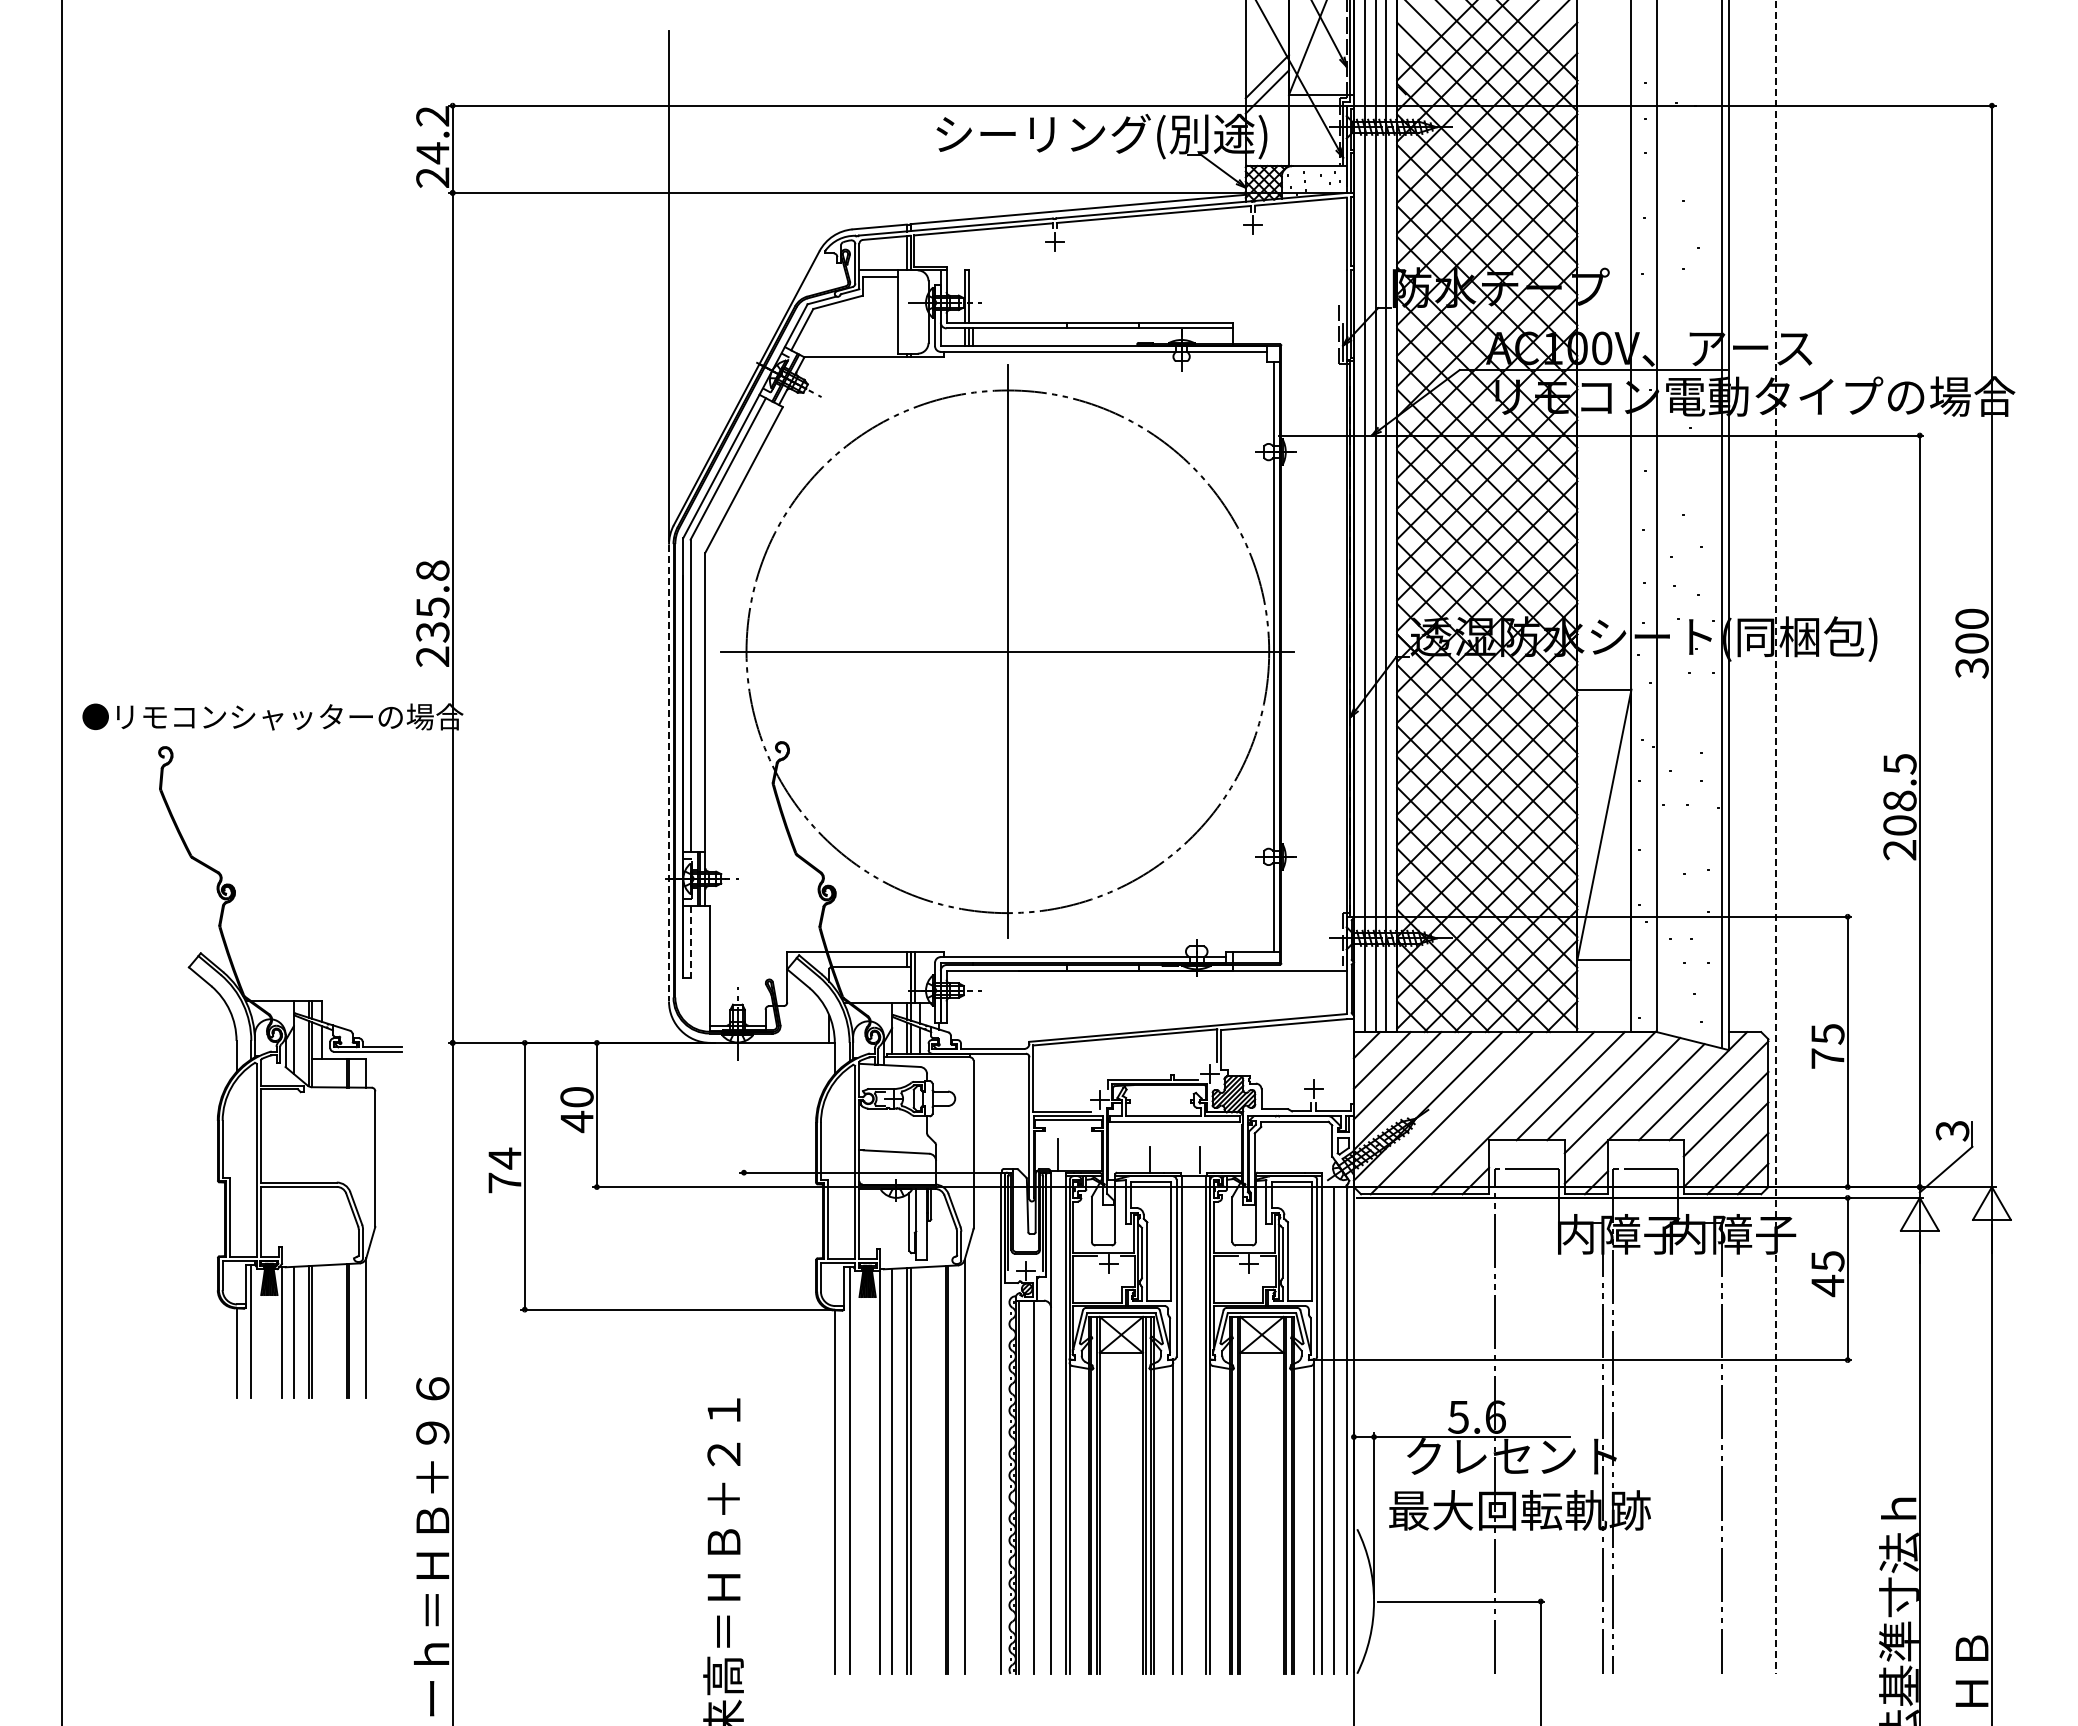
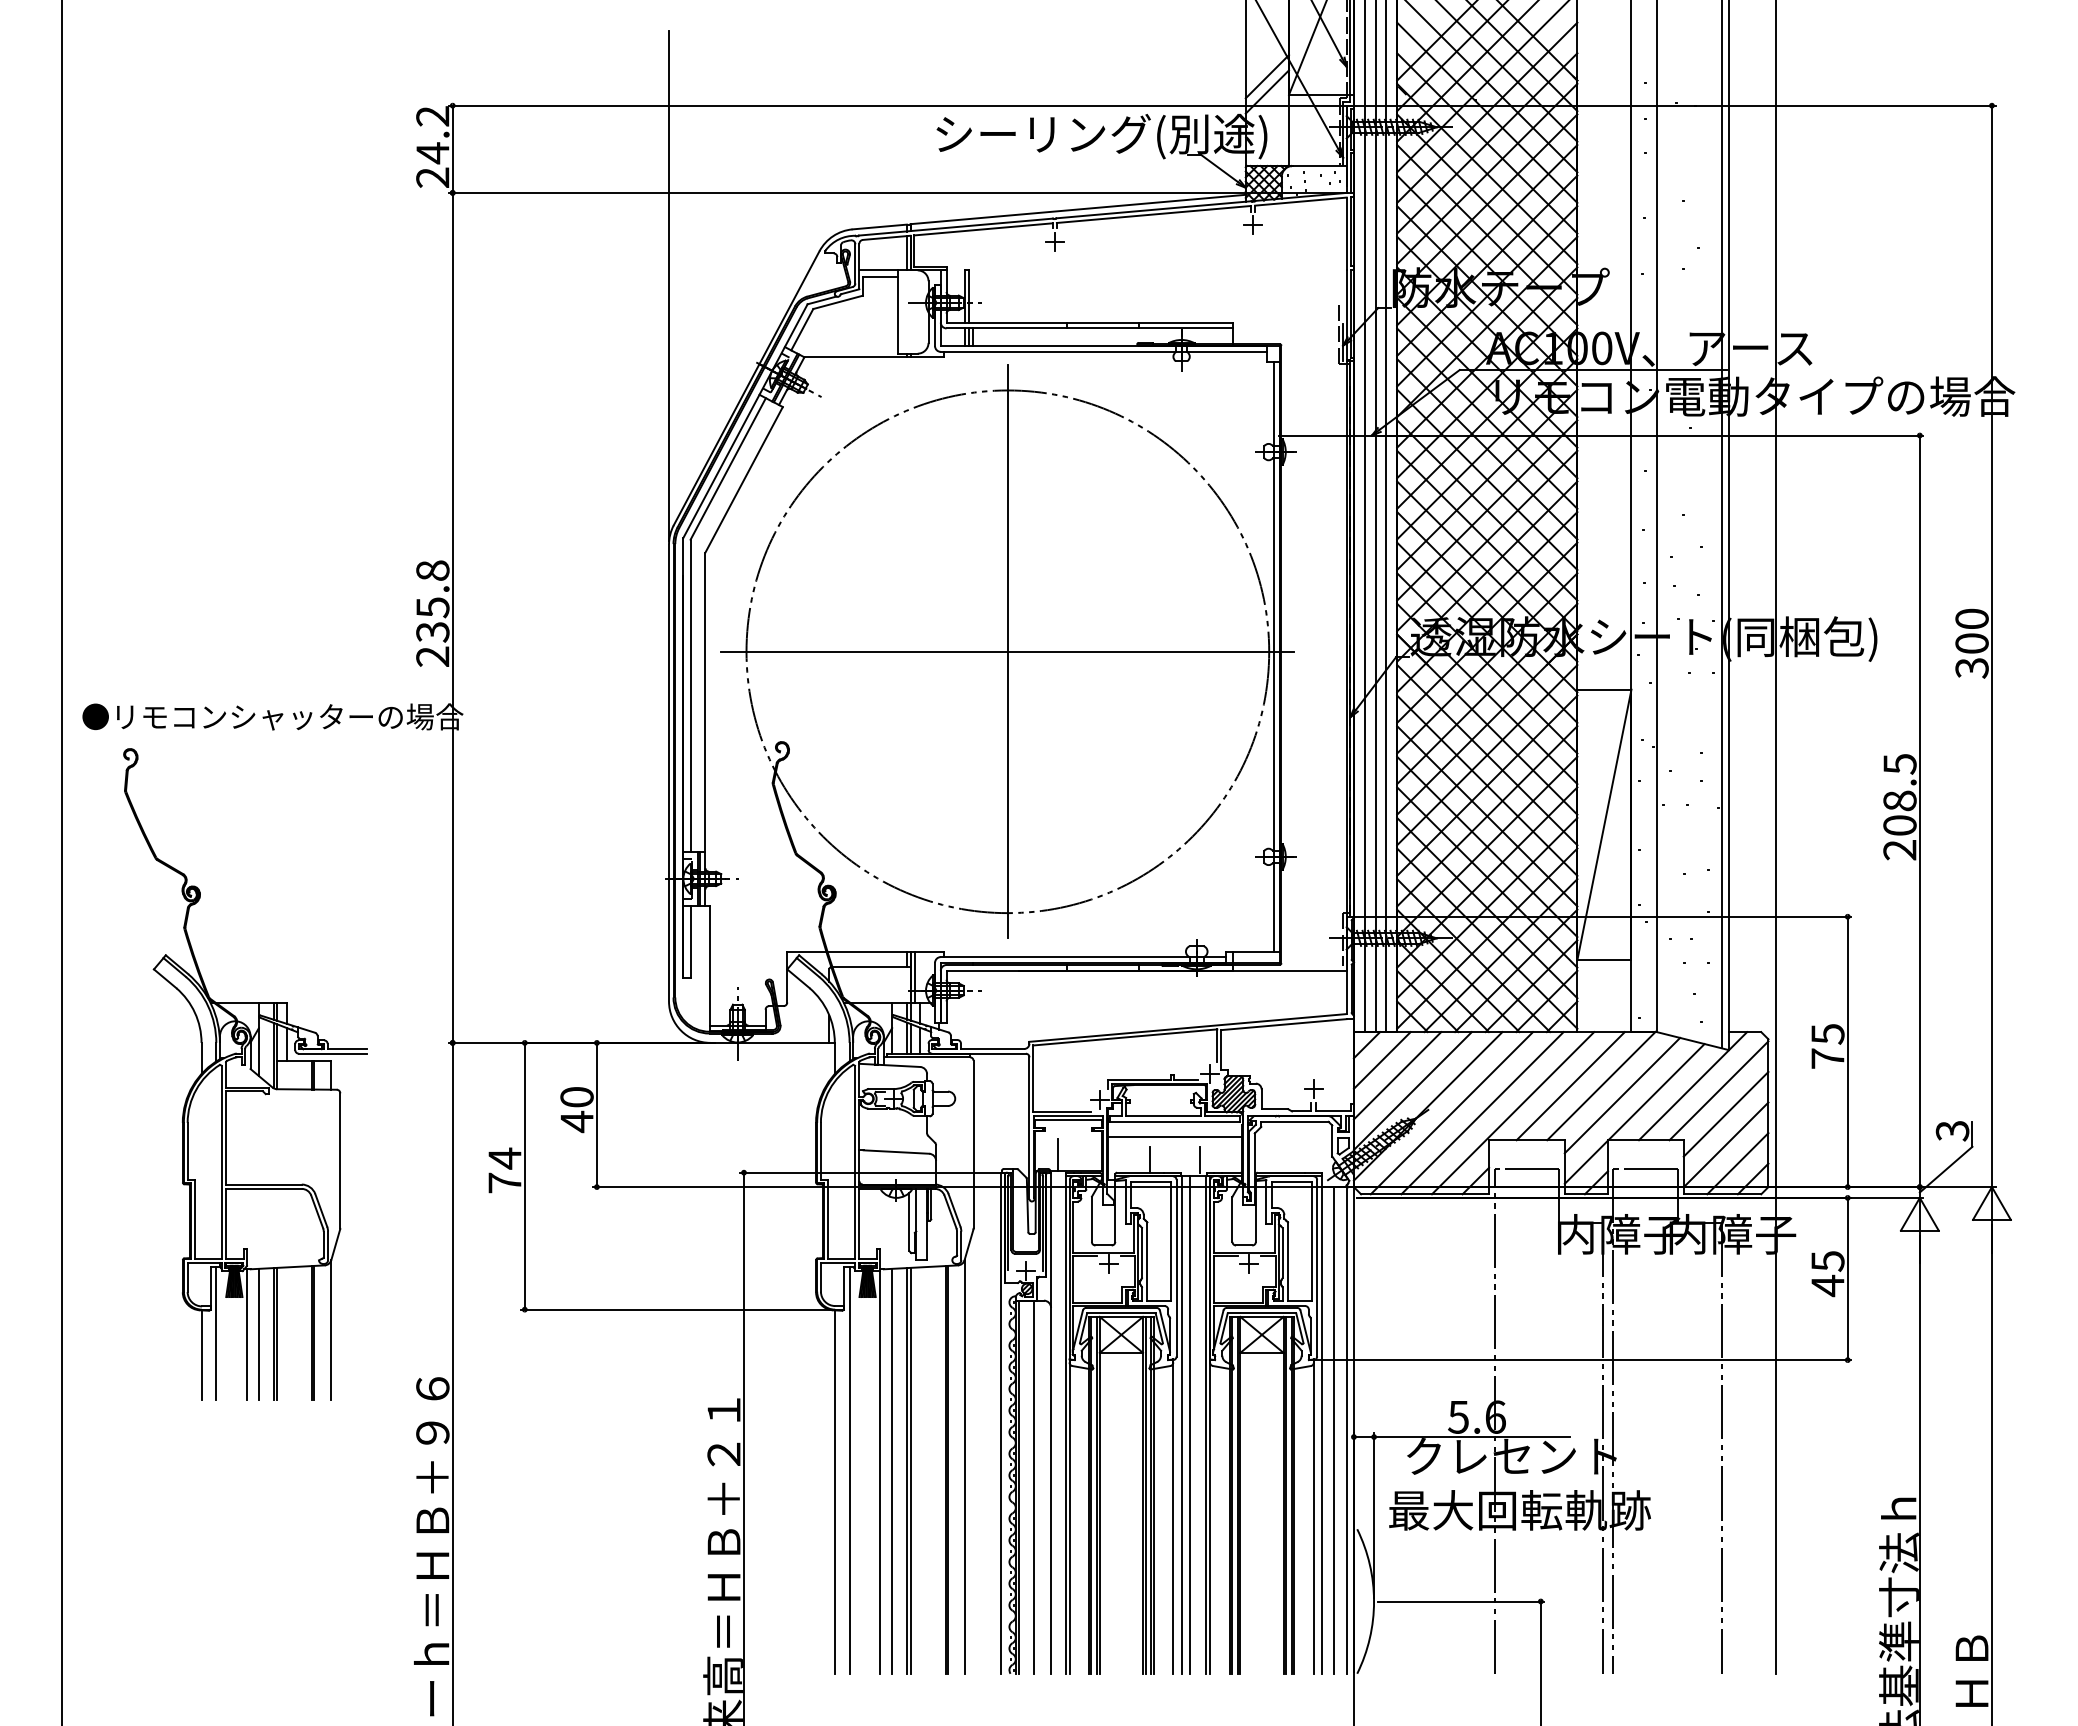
line: dashed -> solid (669, 773)
line: dashed -> solid (1775, 836)
line: dashed -> solid (690, 942)
part position: (280, 1072) -> (245, 1074) (245, 1074)
line: none -> present (1482, 1113)
line: none -> present (1175, 1136)
line: none -> present (1189, 1424)
line: none -> present (743, 1447)
